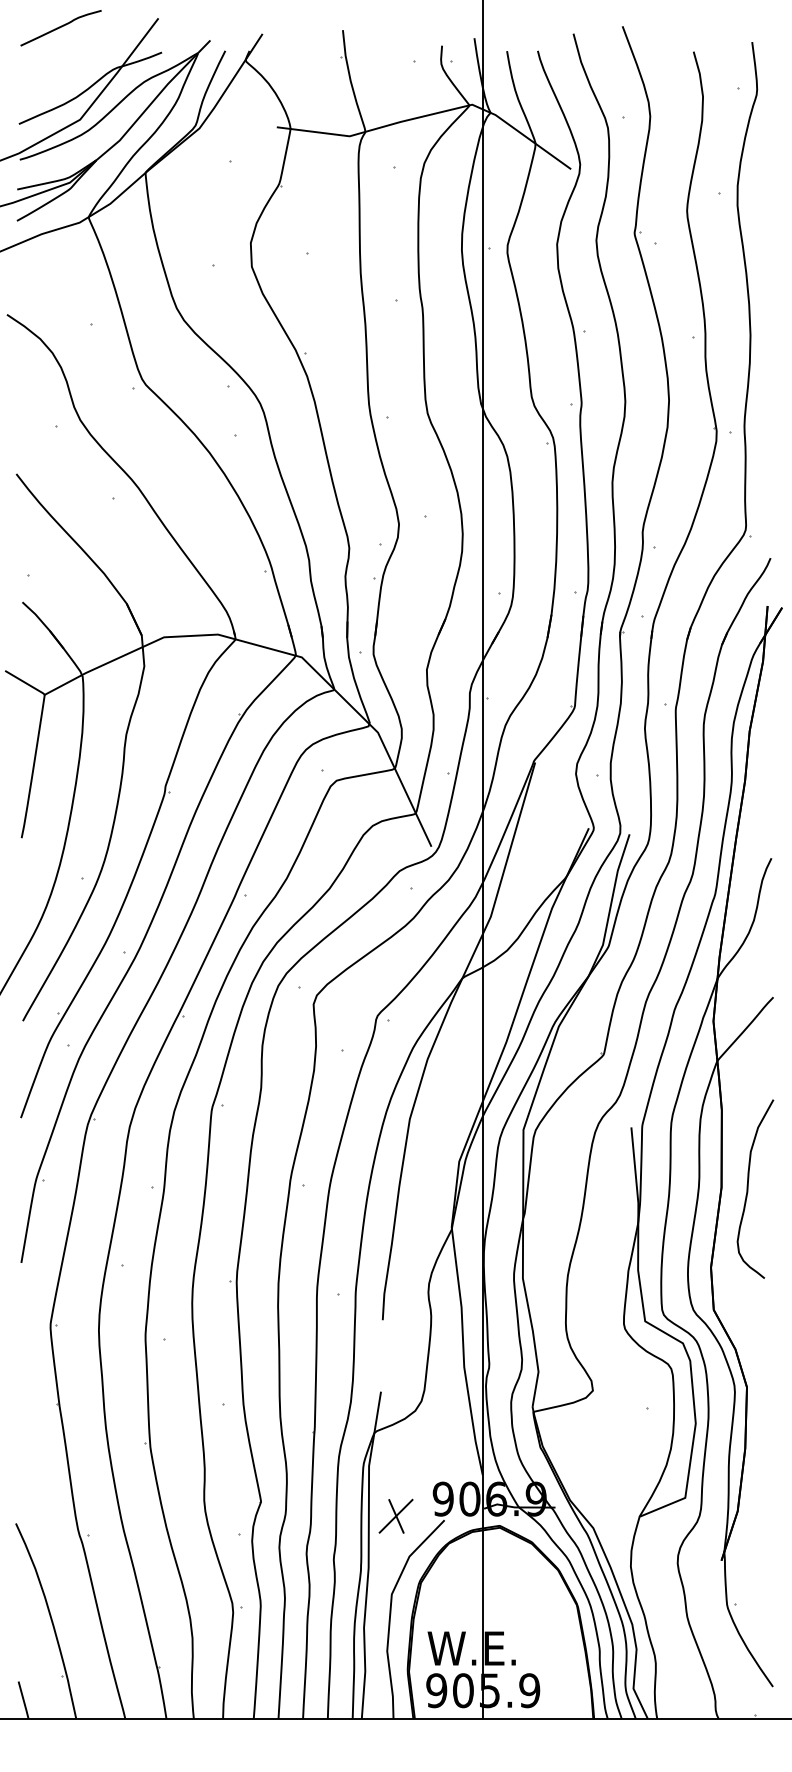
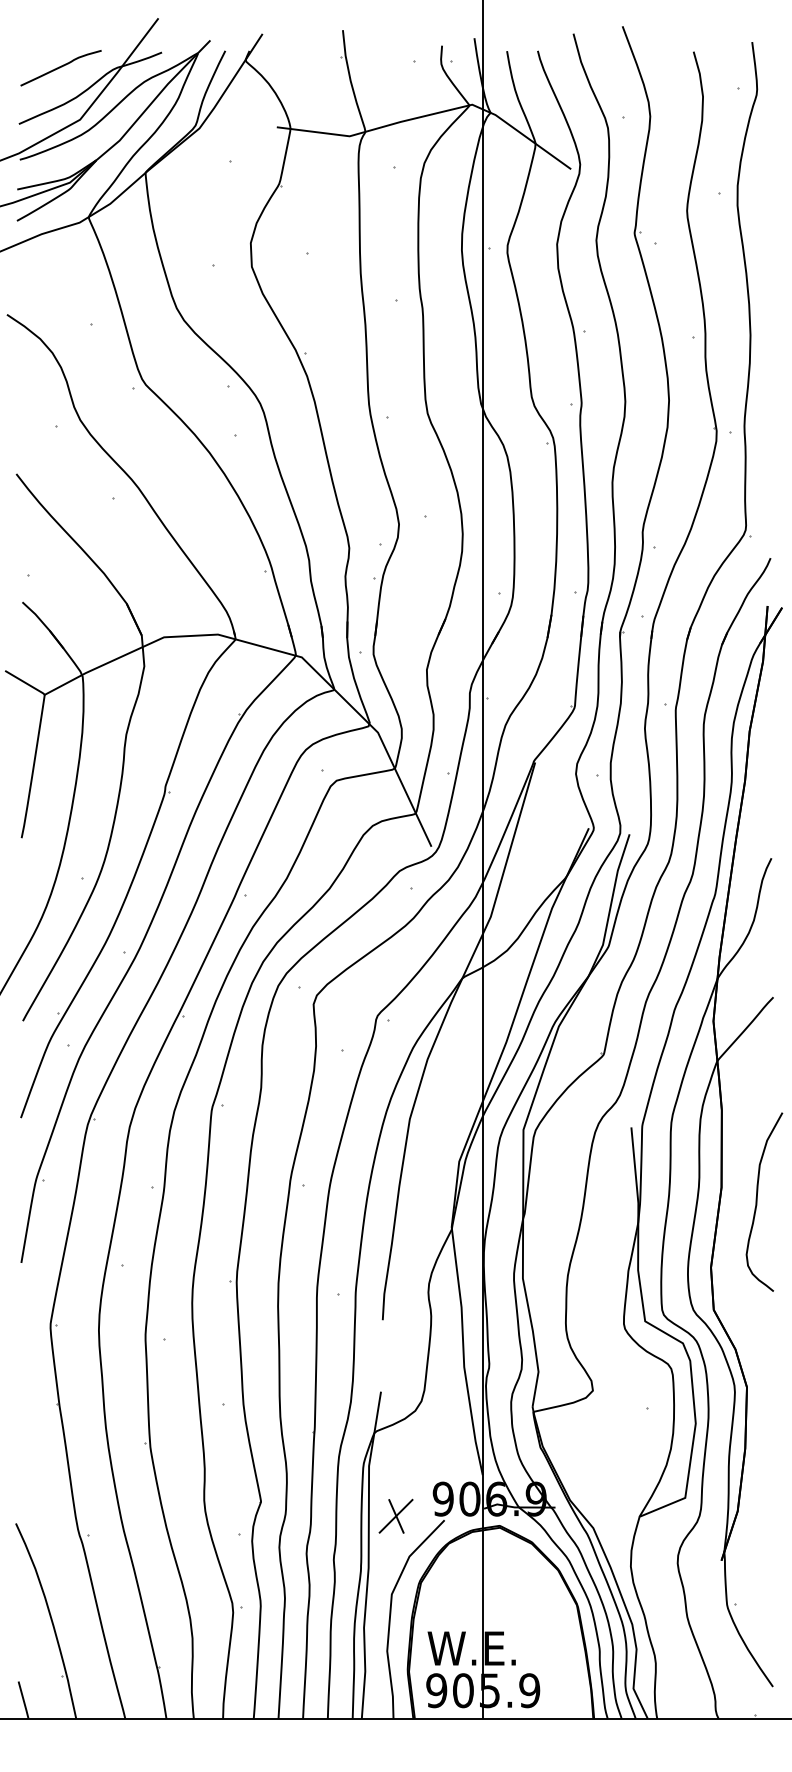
curve position: (60, 28) -> (60, 68) (60, 68)
curve position: (748, 1188) -> (757, 1201) (757, 1201)
